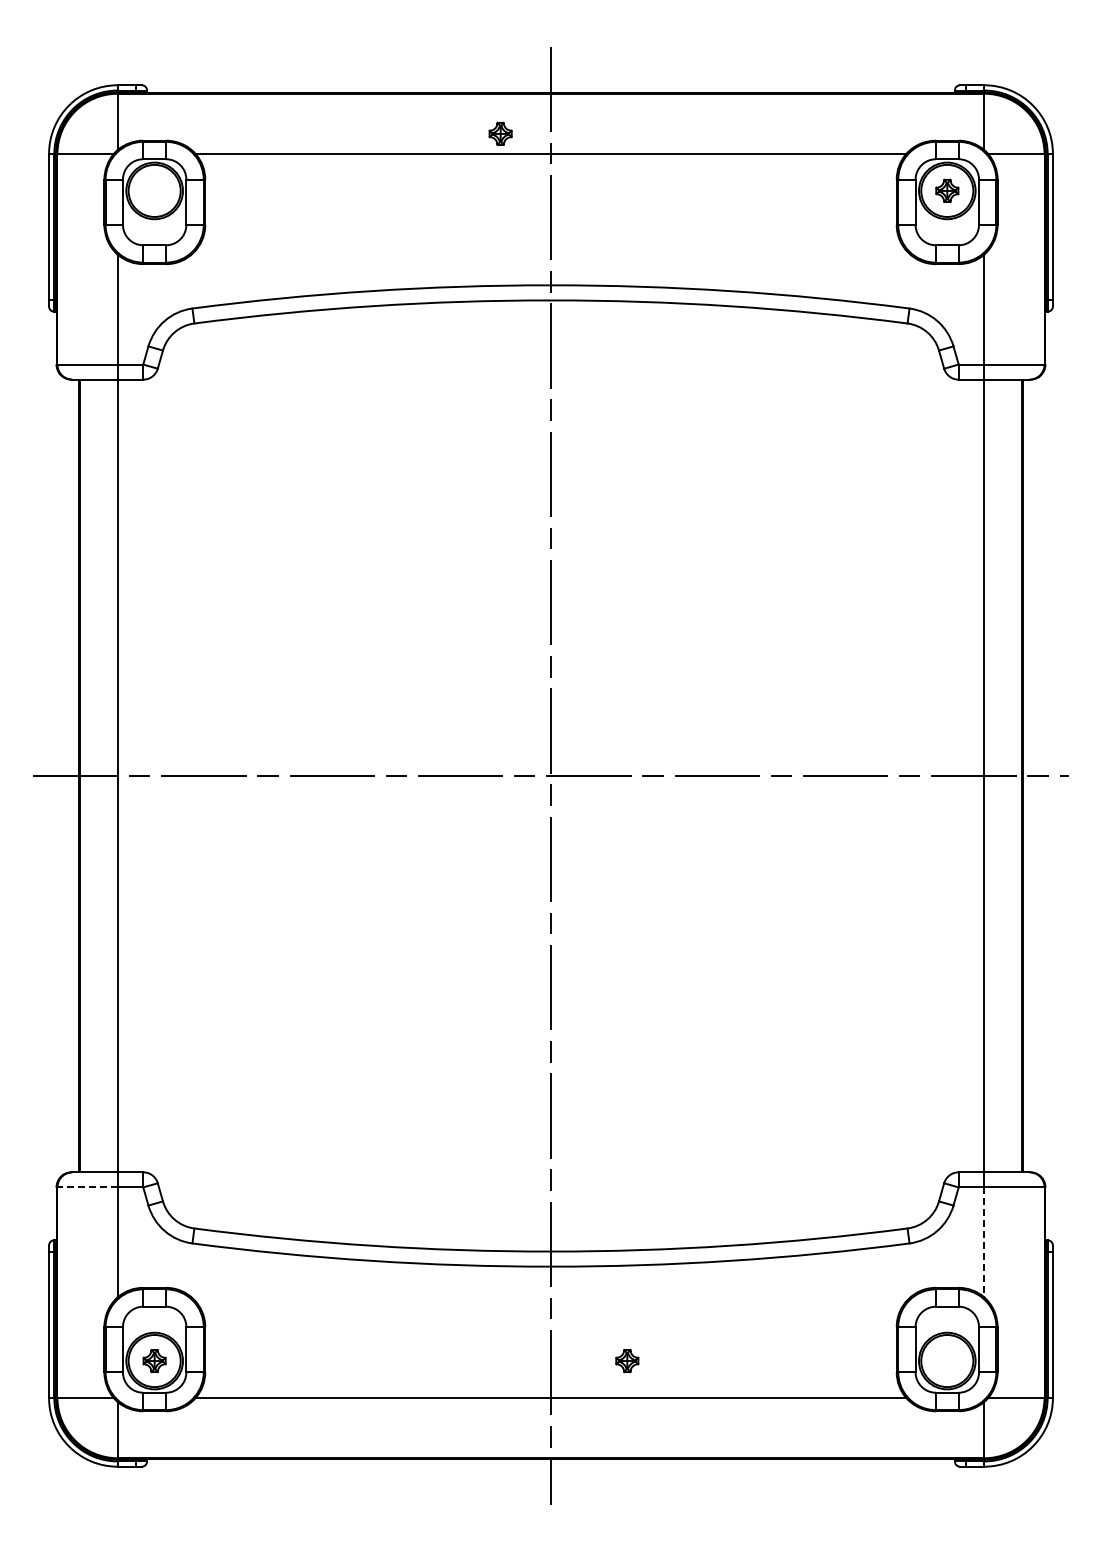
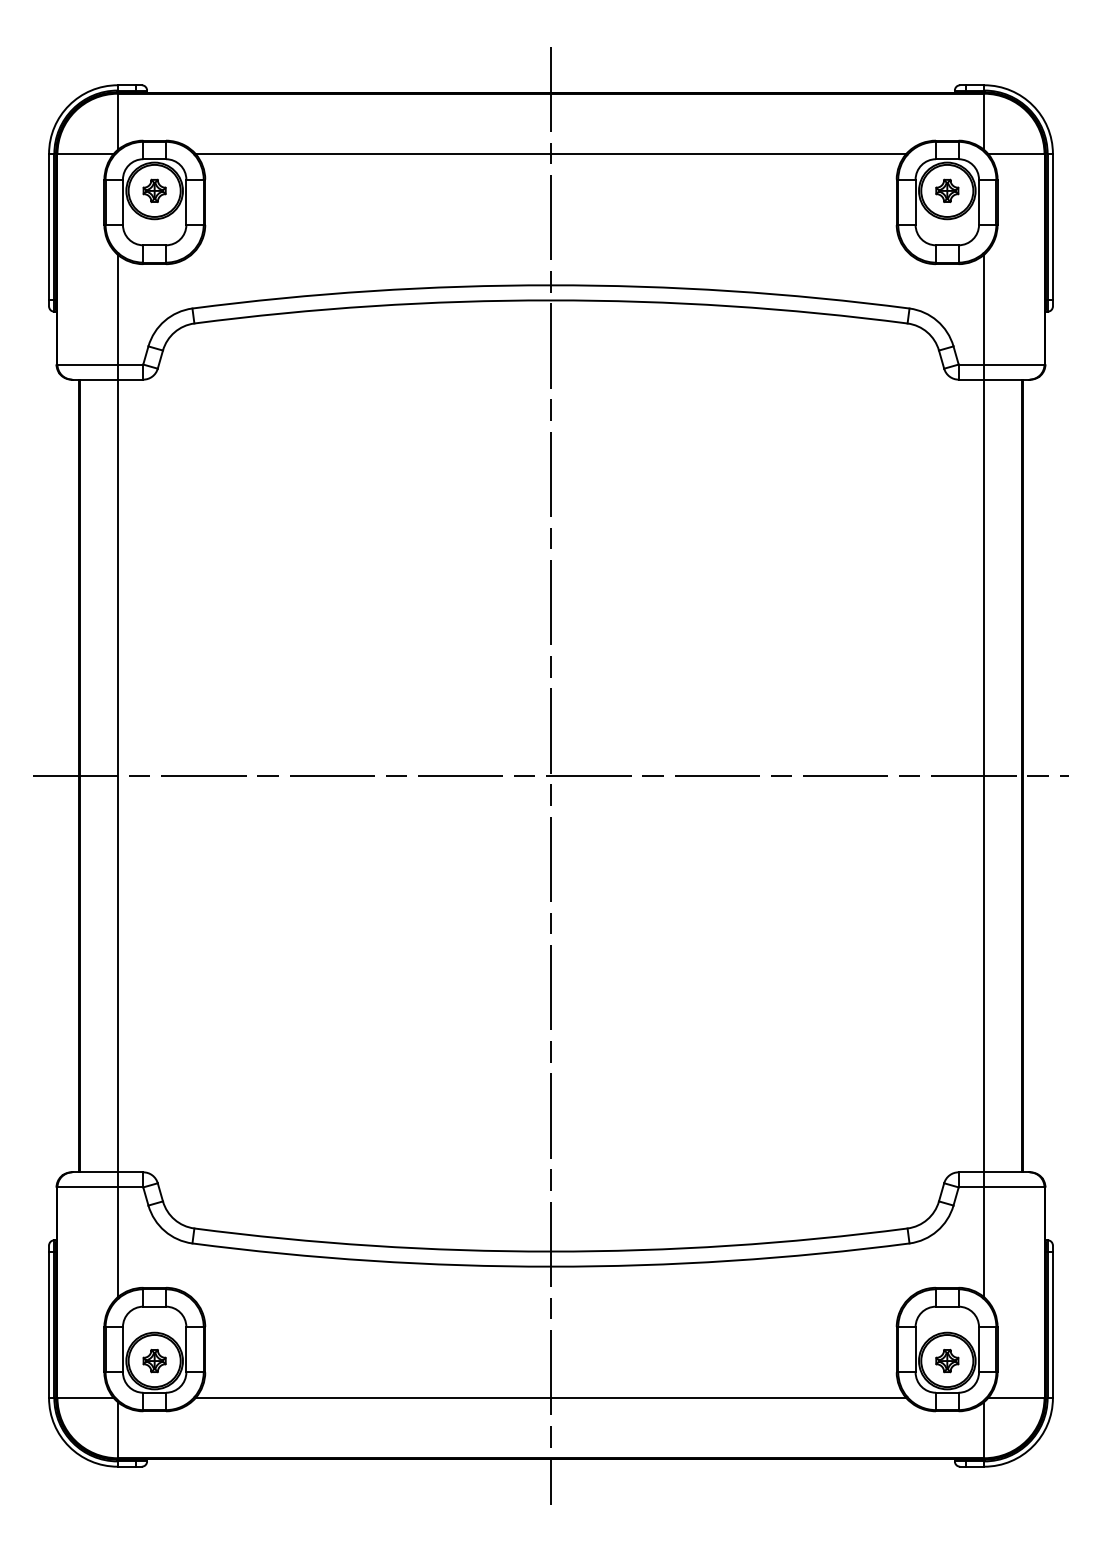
part position: (500, 133) -> (154, 190) (154, 190)
line: dashed -> solid (87, 1187)
line: dashed -> solid (984, 1242)
part position: (627, 1361) -> (947, 1361) (947, 1361)
